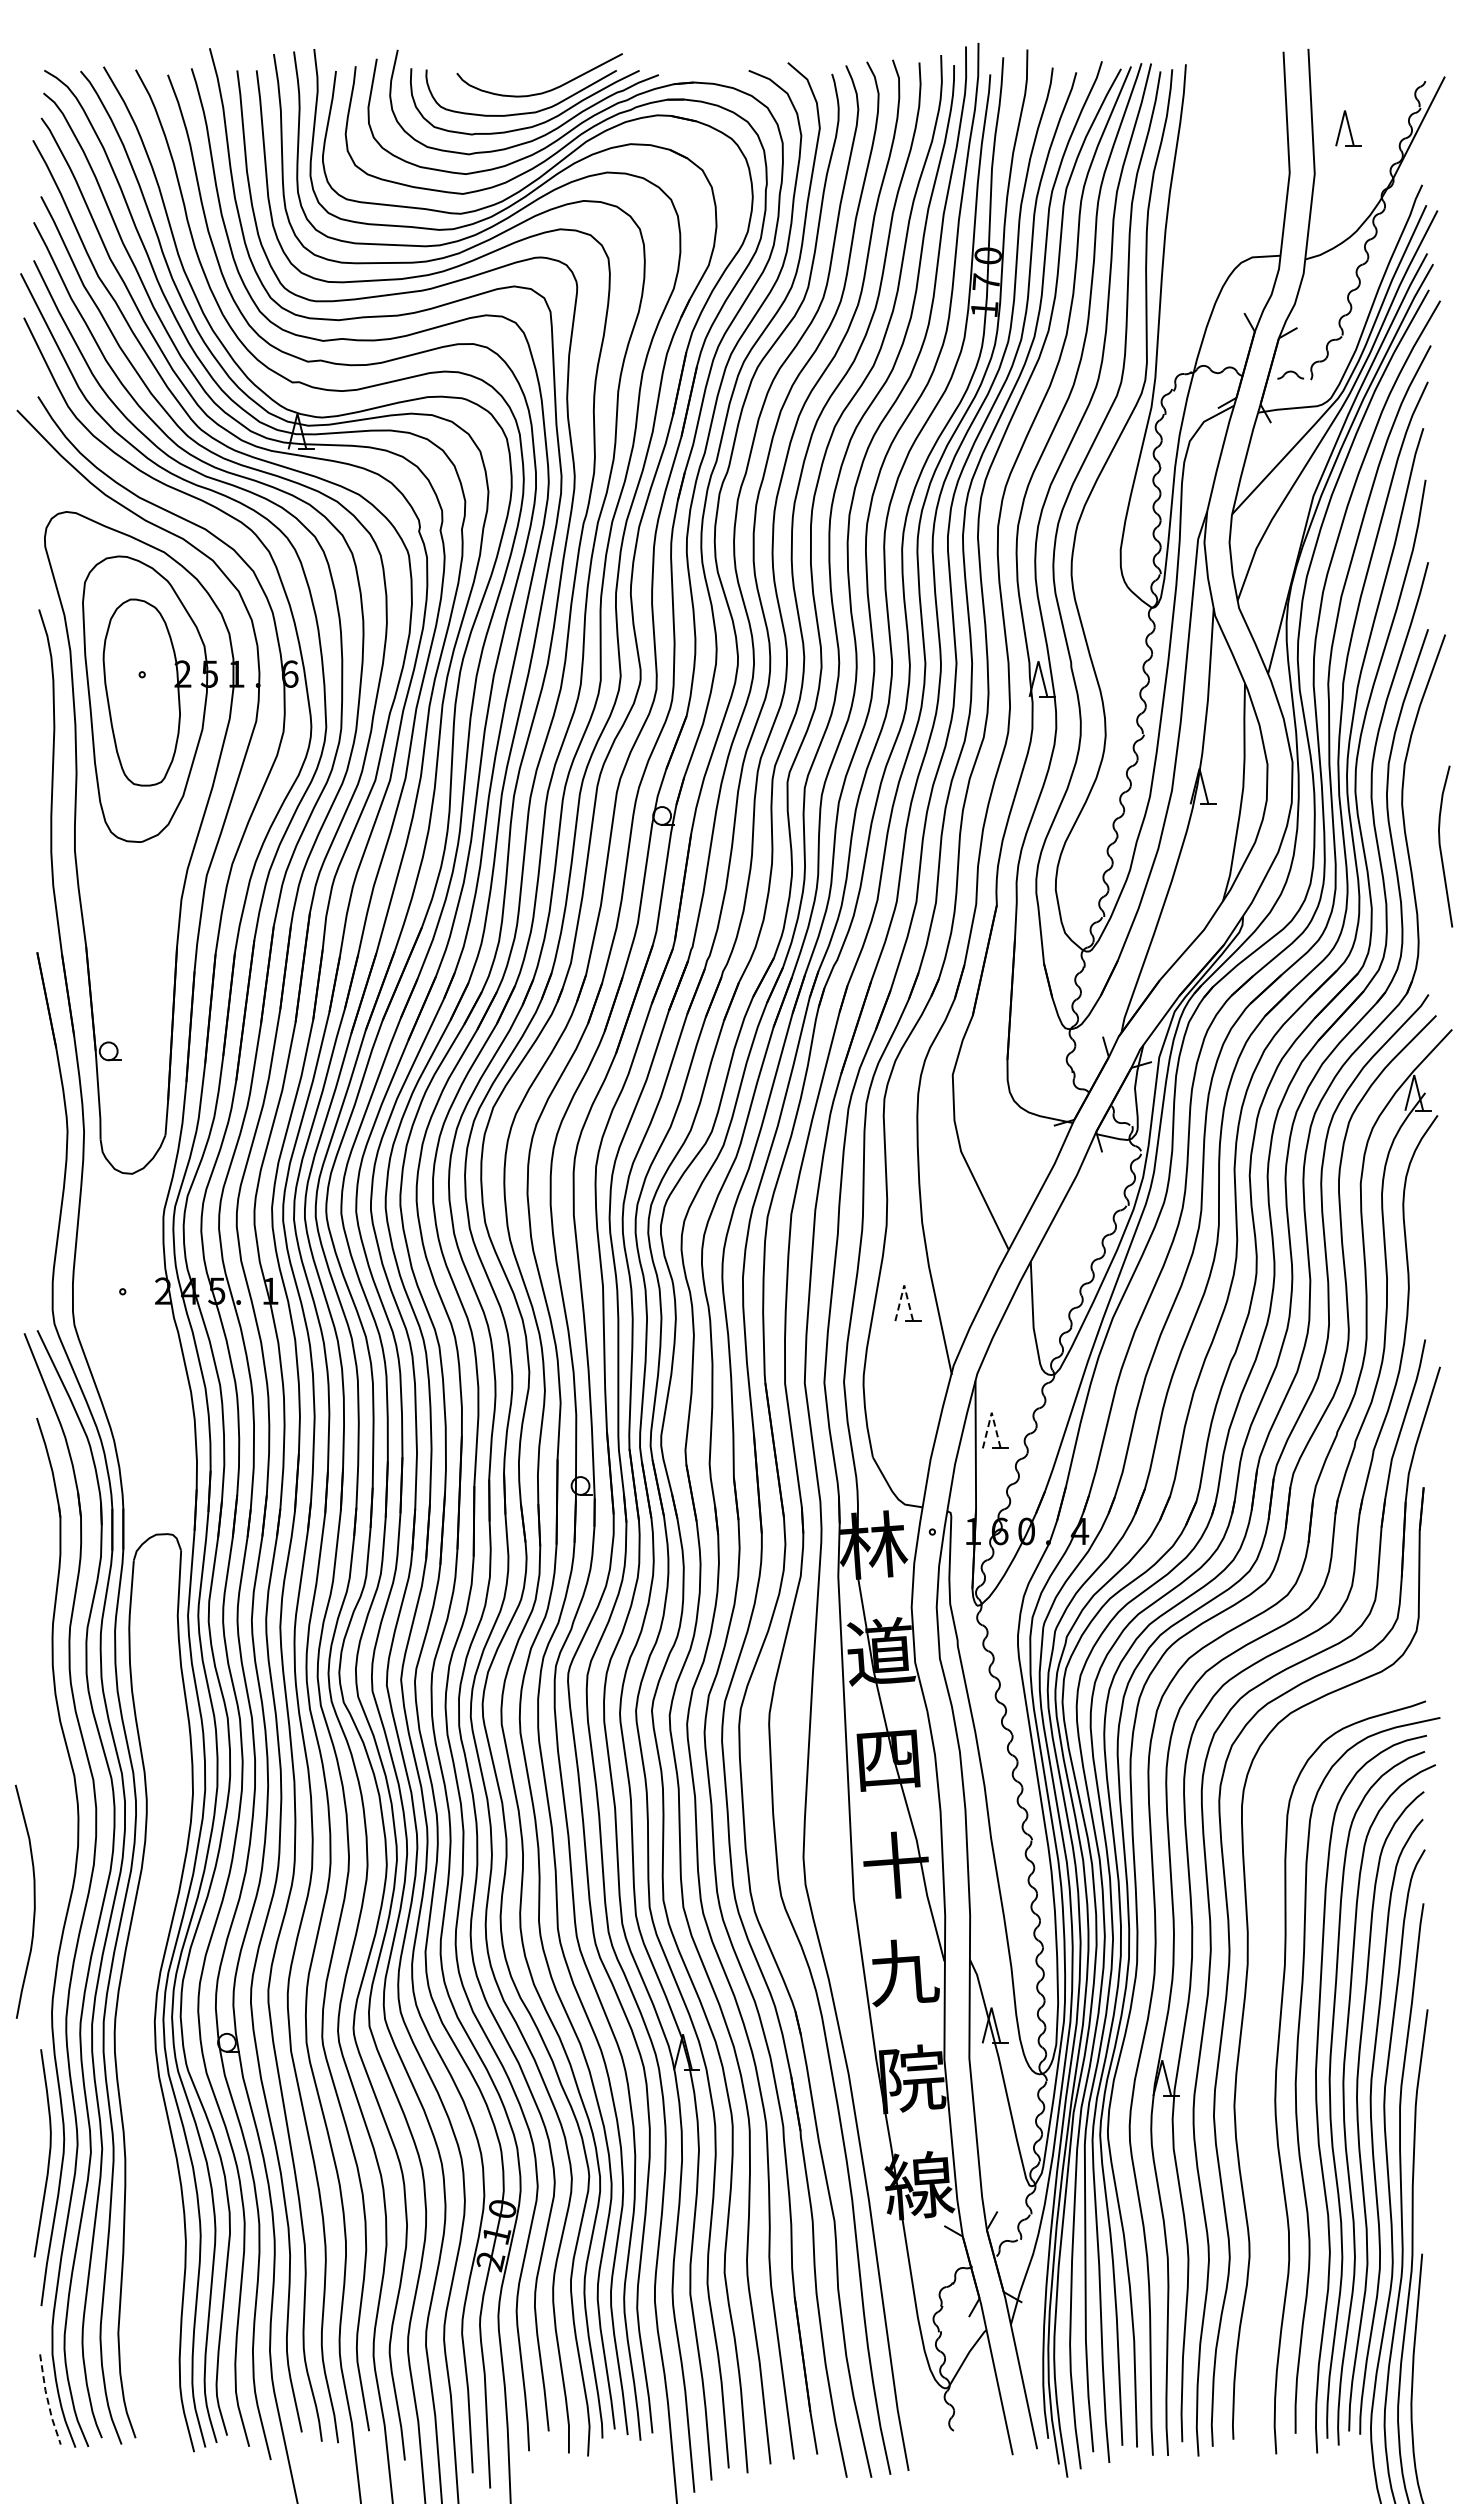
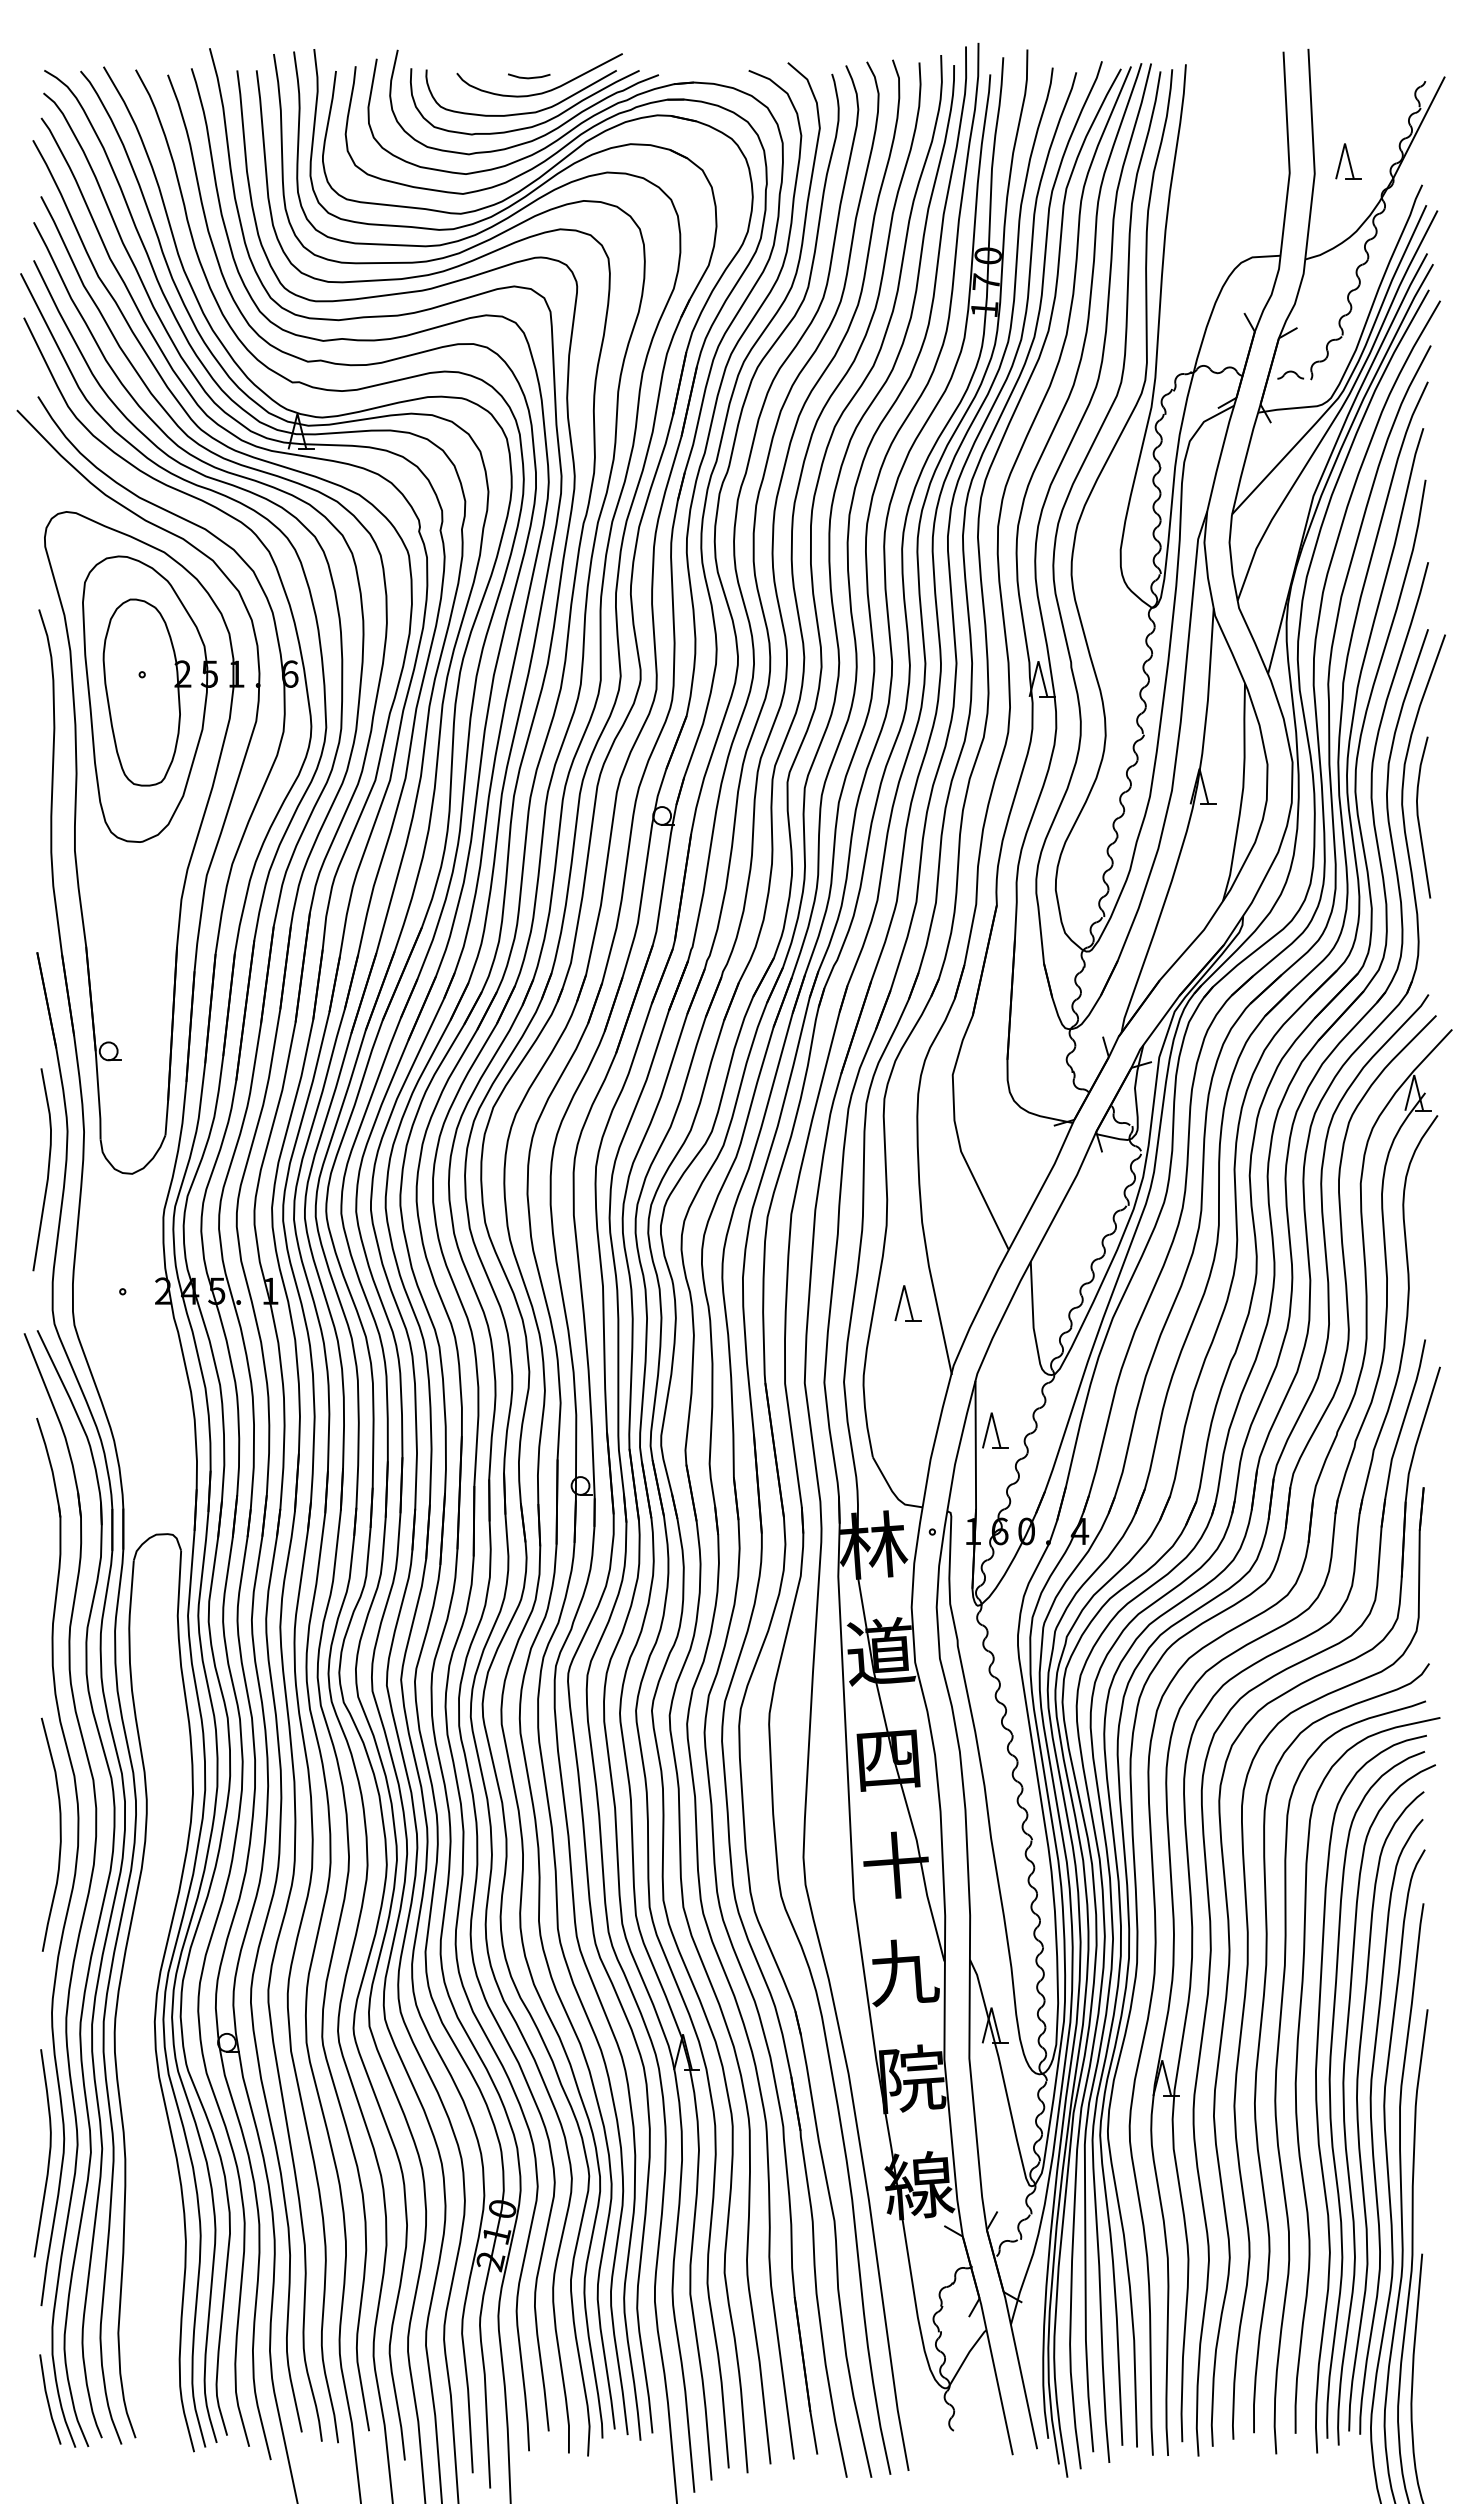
line: none -> present (529, 77)
part position: (1348, 128) -> (1348, 161) (1348, 161)
curve position: (1441, 848) -> (1419, 819) (1419, 819)
curve: none -> present (47, 1169)
line: dashed -> solid (904, 1285)
line: dashed -> solid (991, 1412)
curve position: (33, 1901) -> (59, 1834) (59, 1834)
curve: none -> present (1260, 2042)
line: dashed -> solid (47, 2400)
